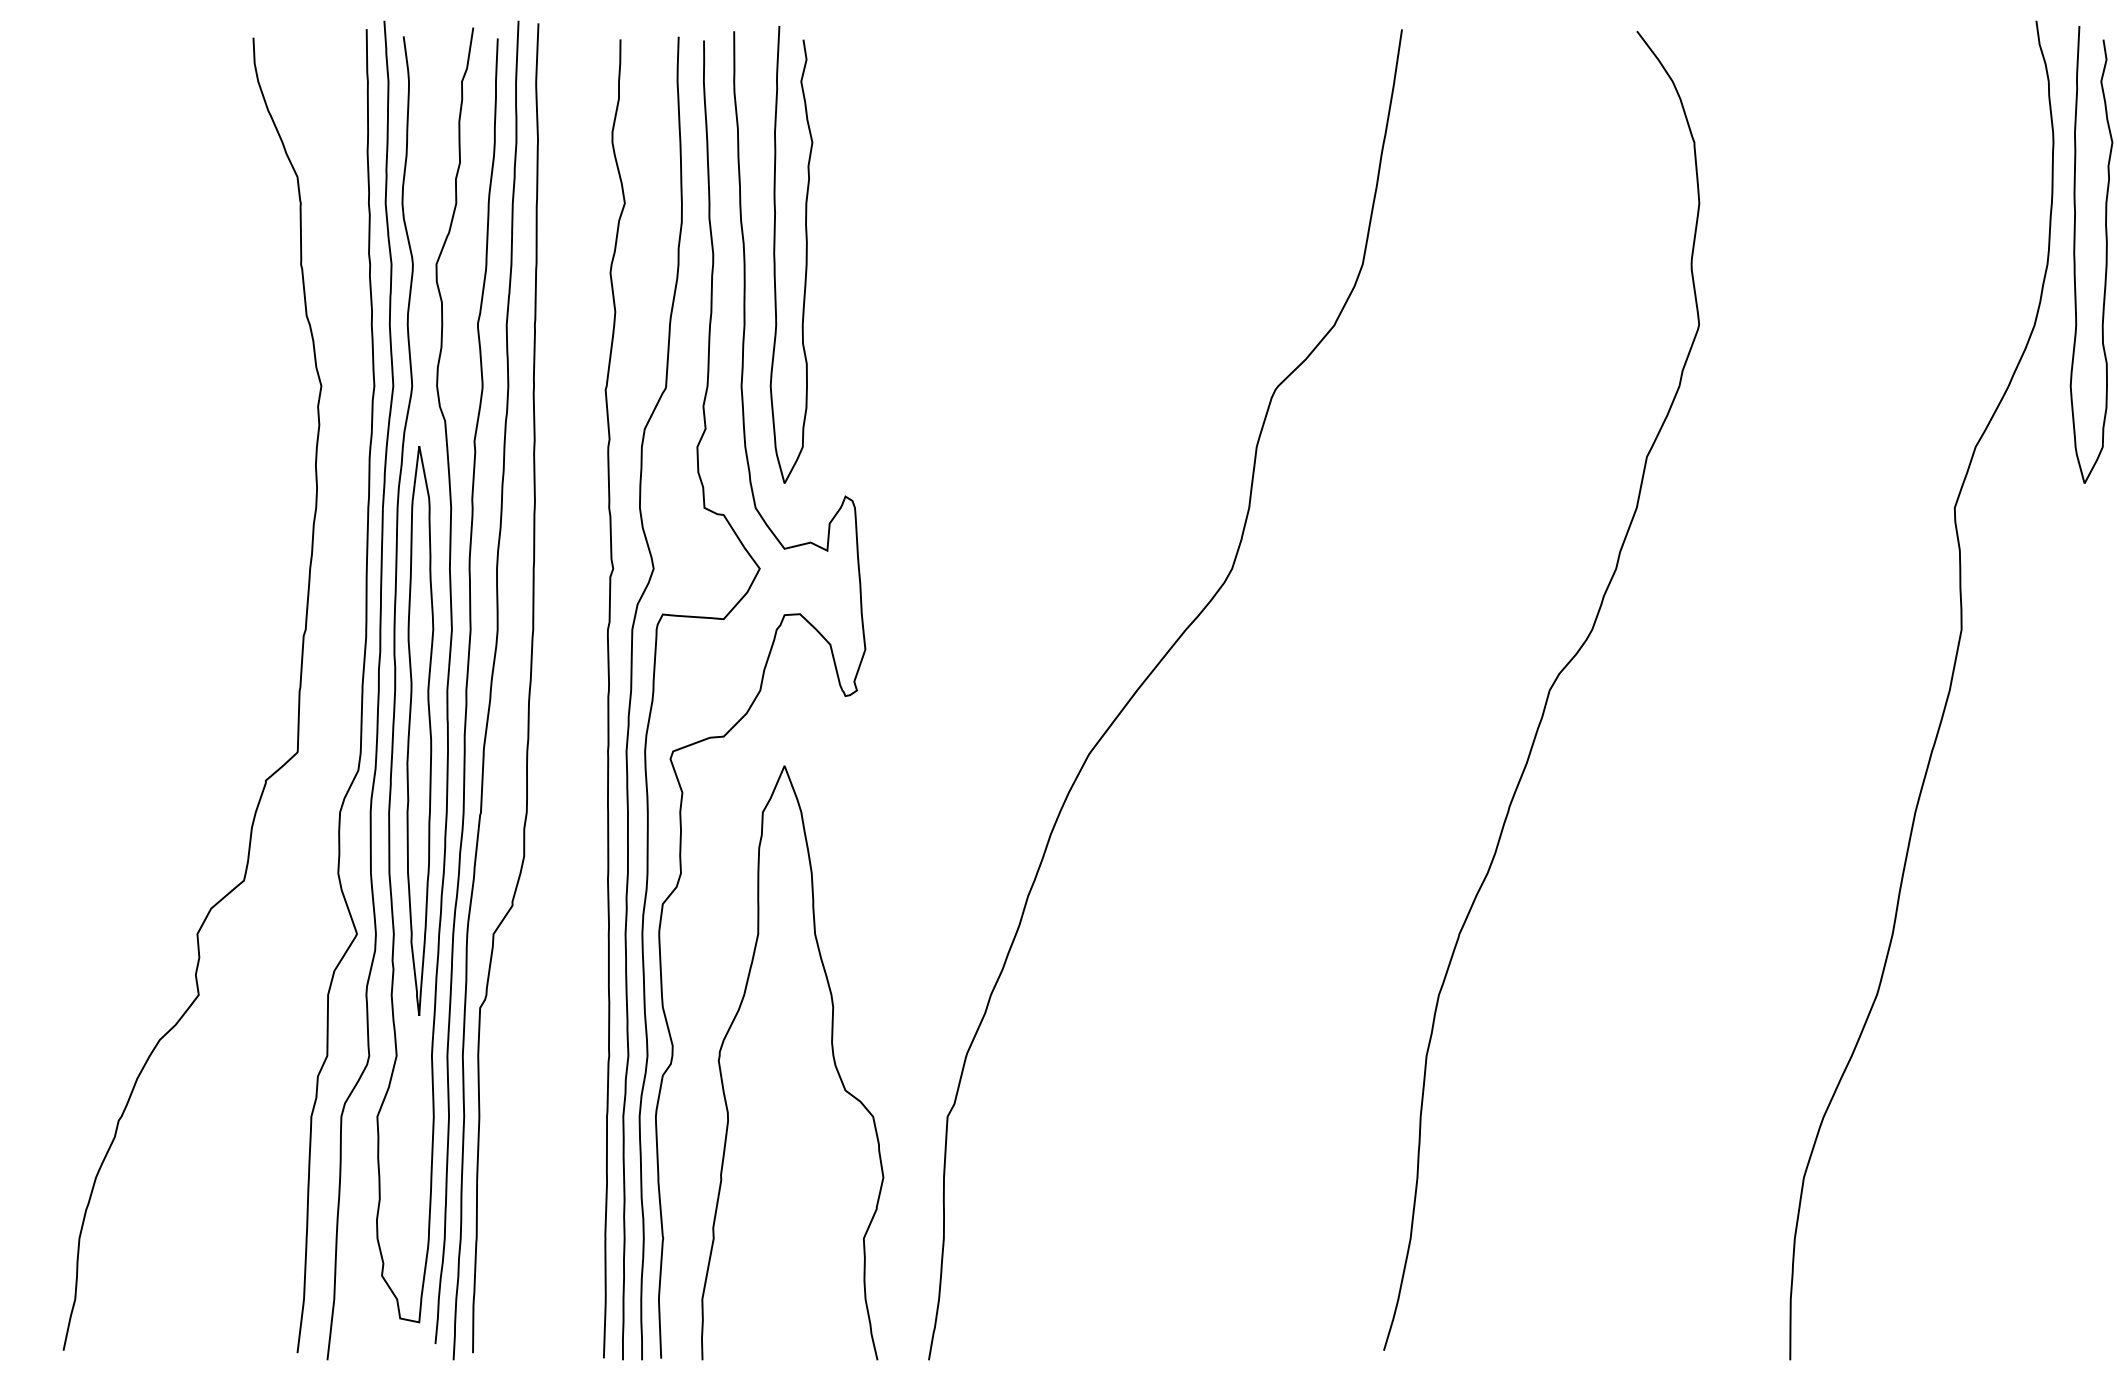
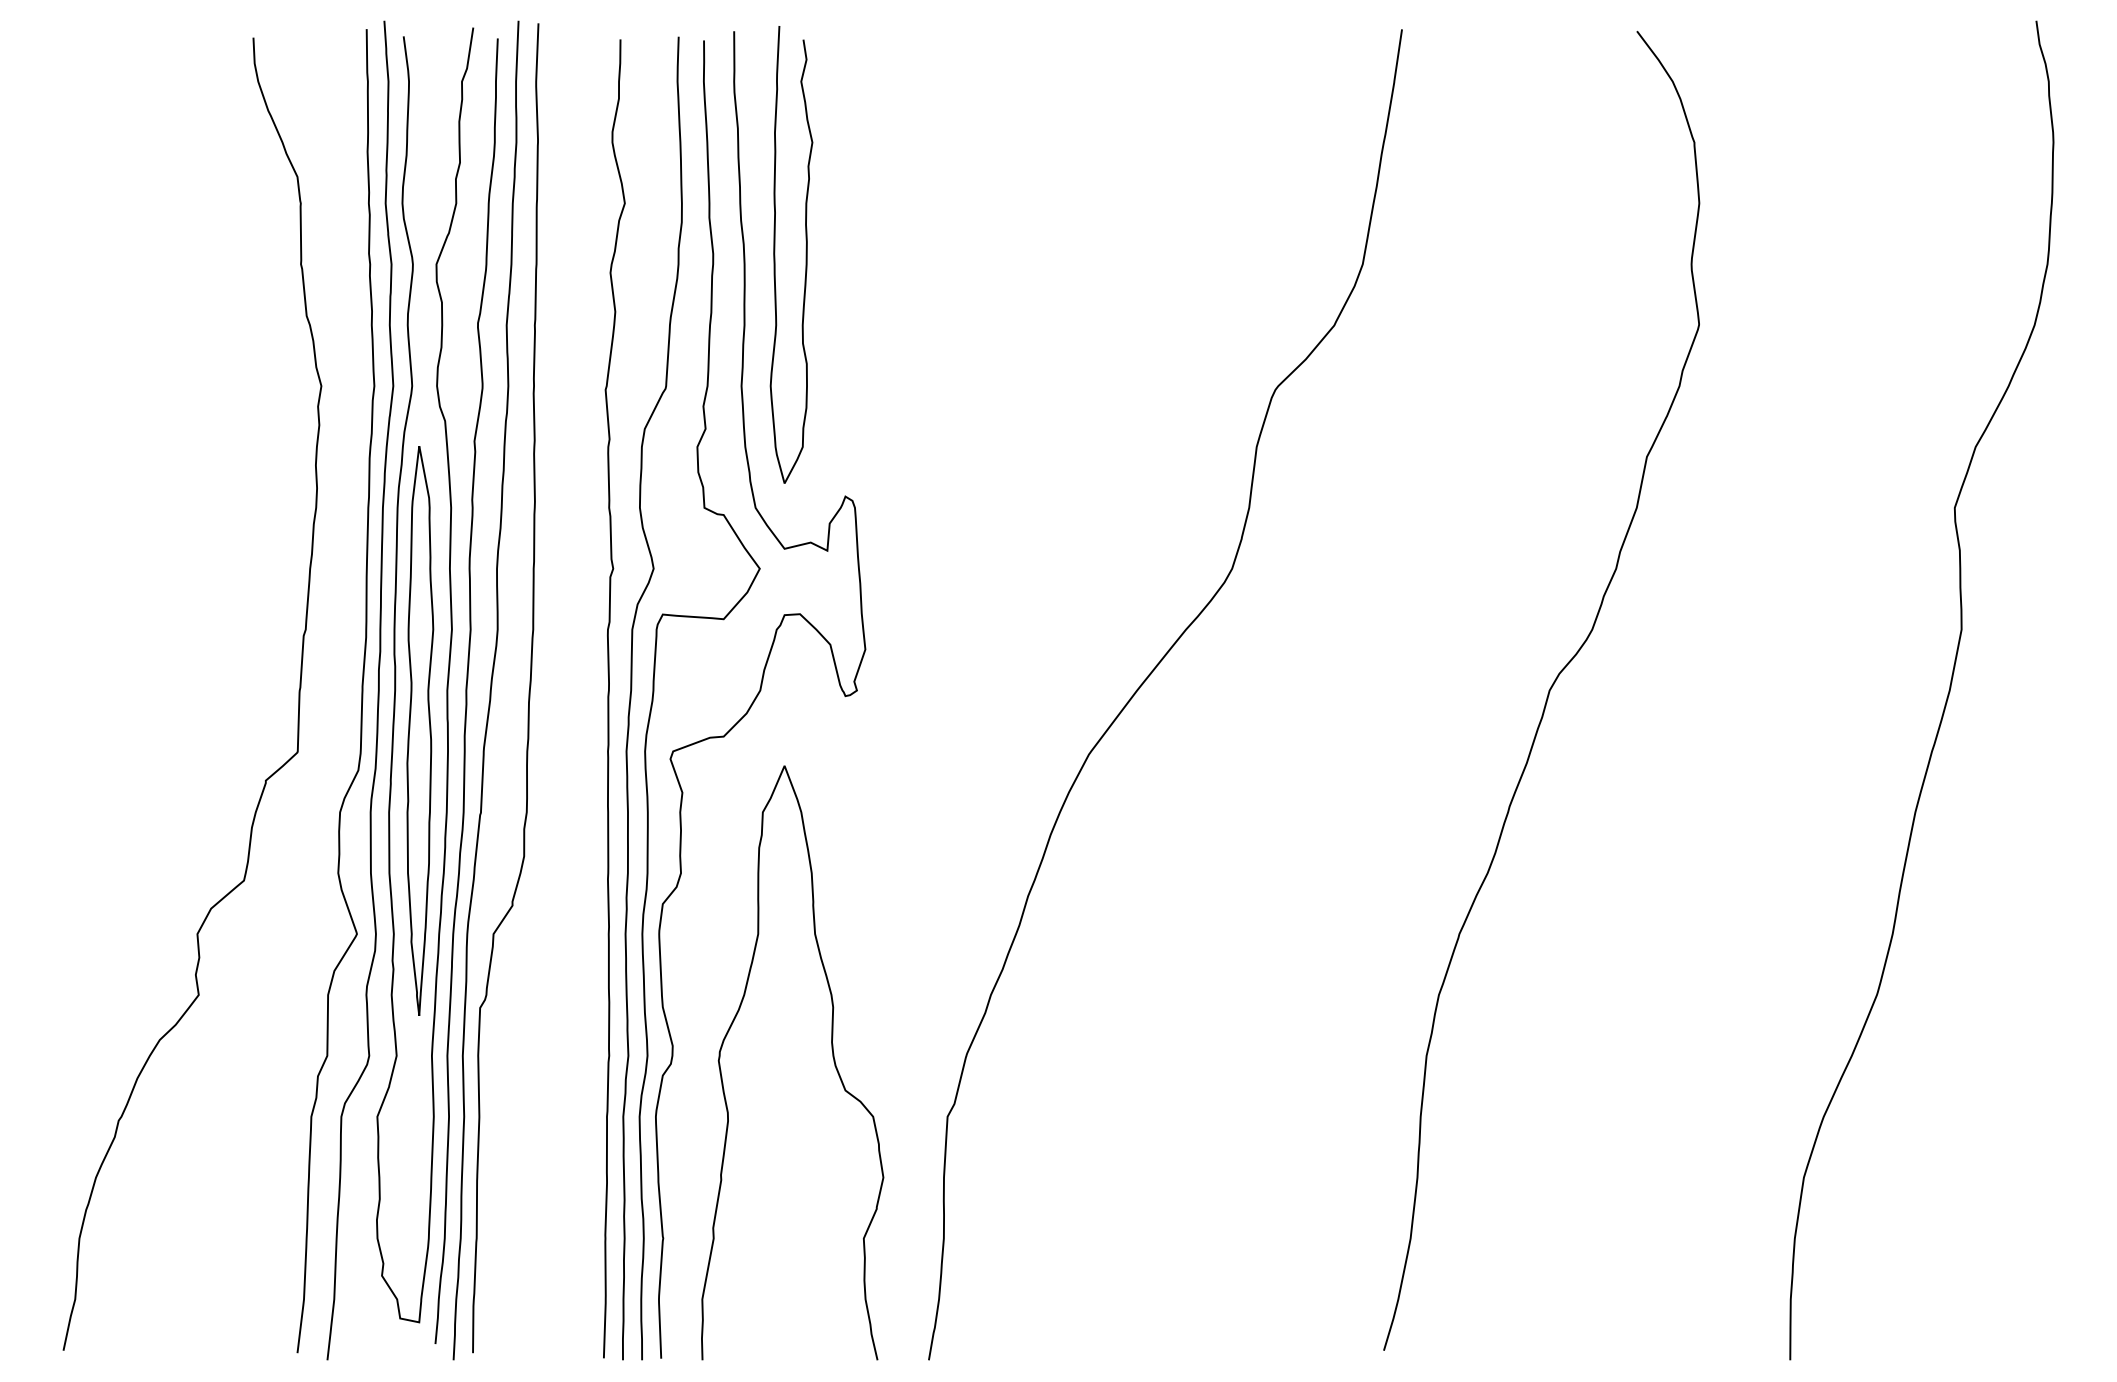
curve: present -> none (2105, 254)
